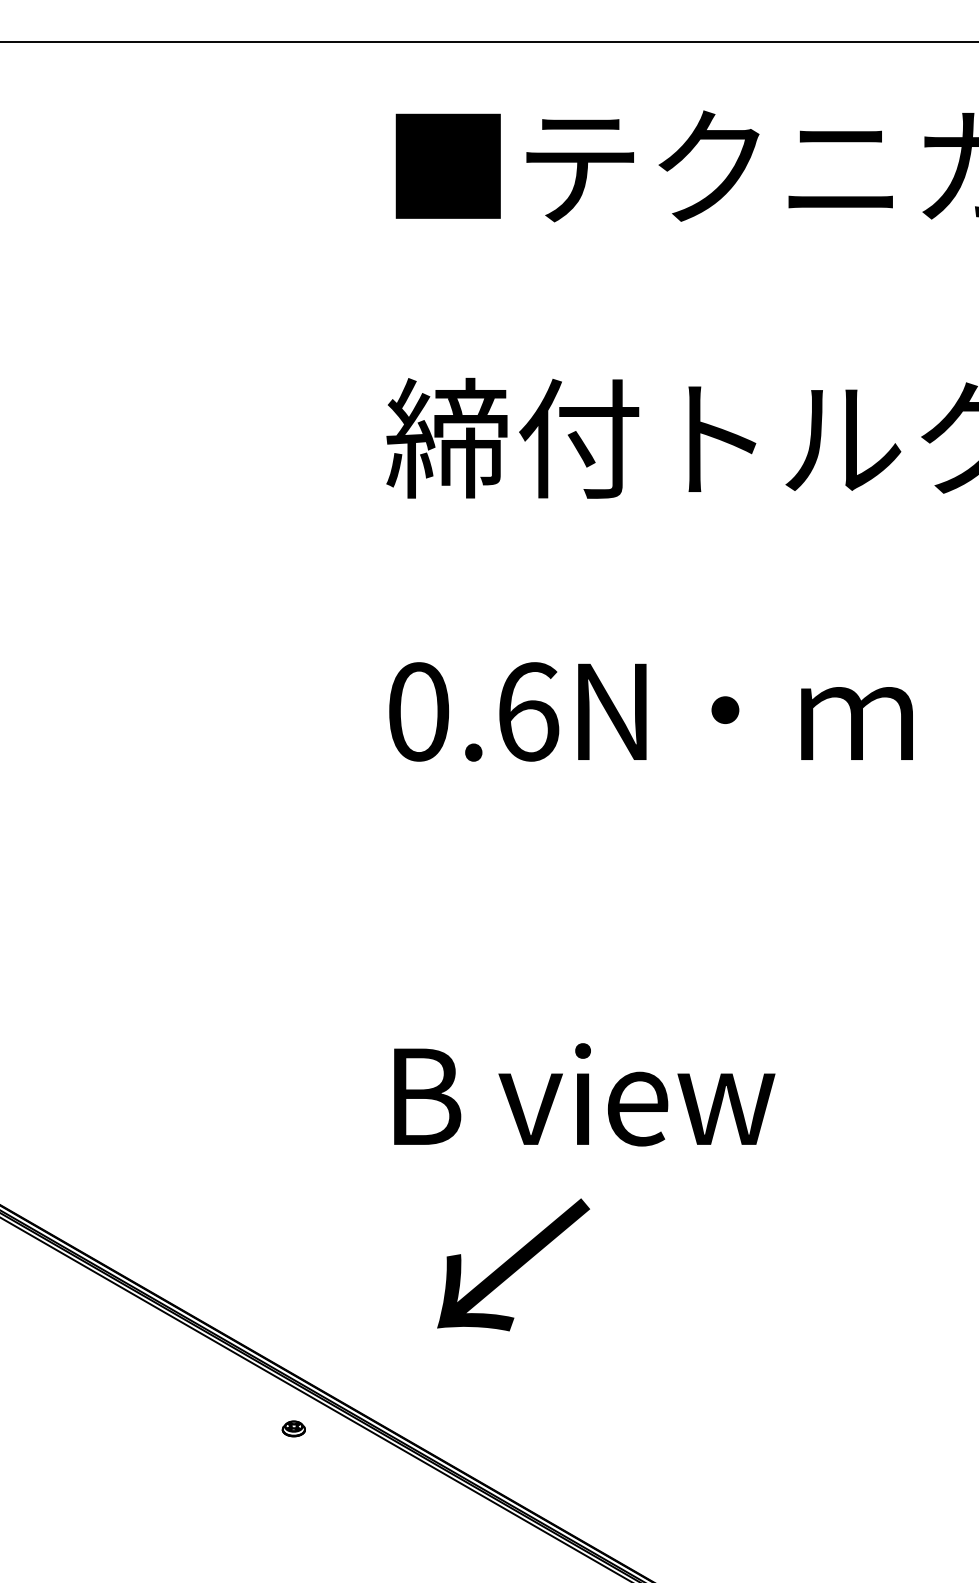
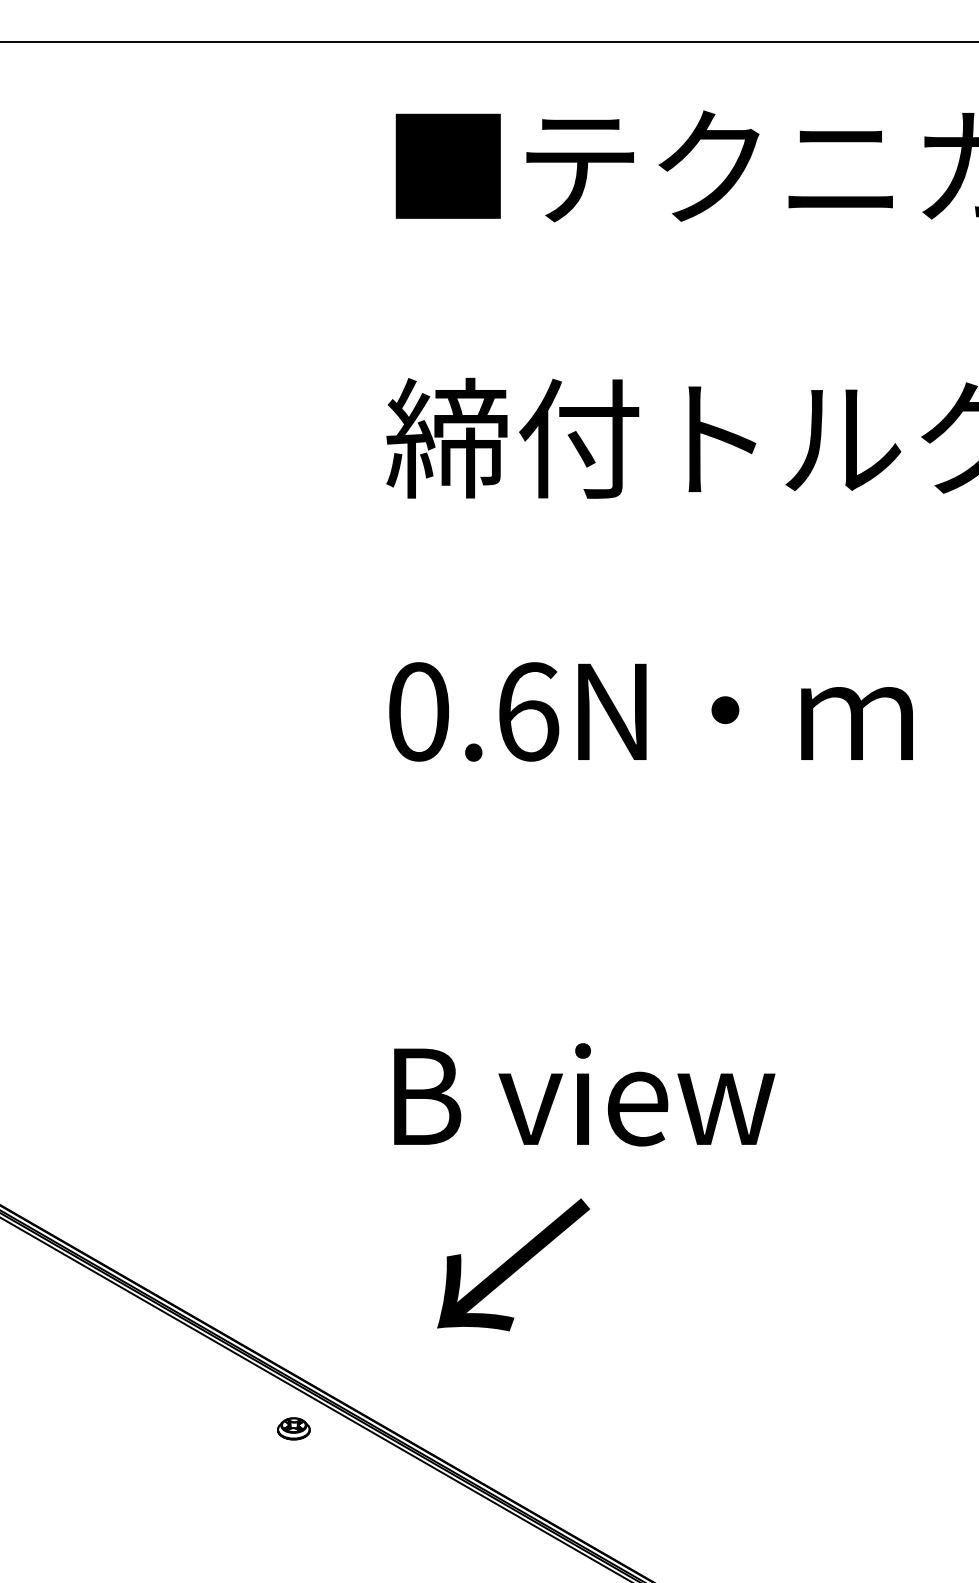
part size: 25x18 px -> 34x24 px (293, 1428)
